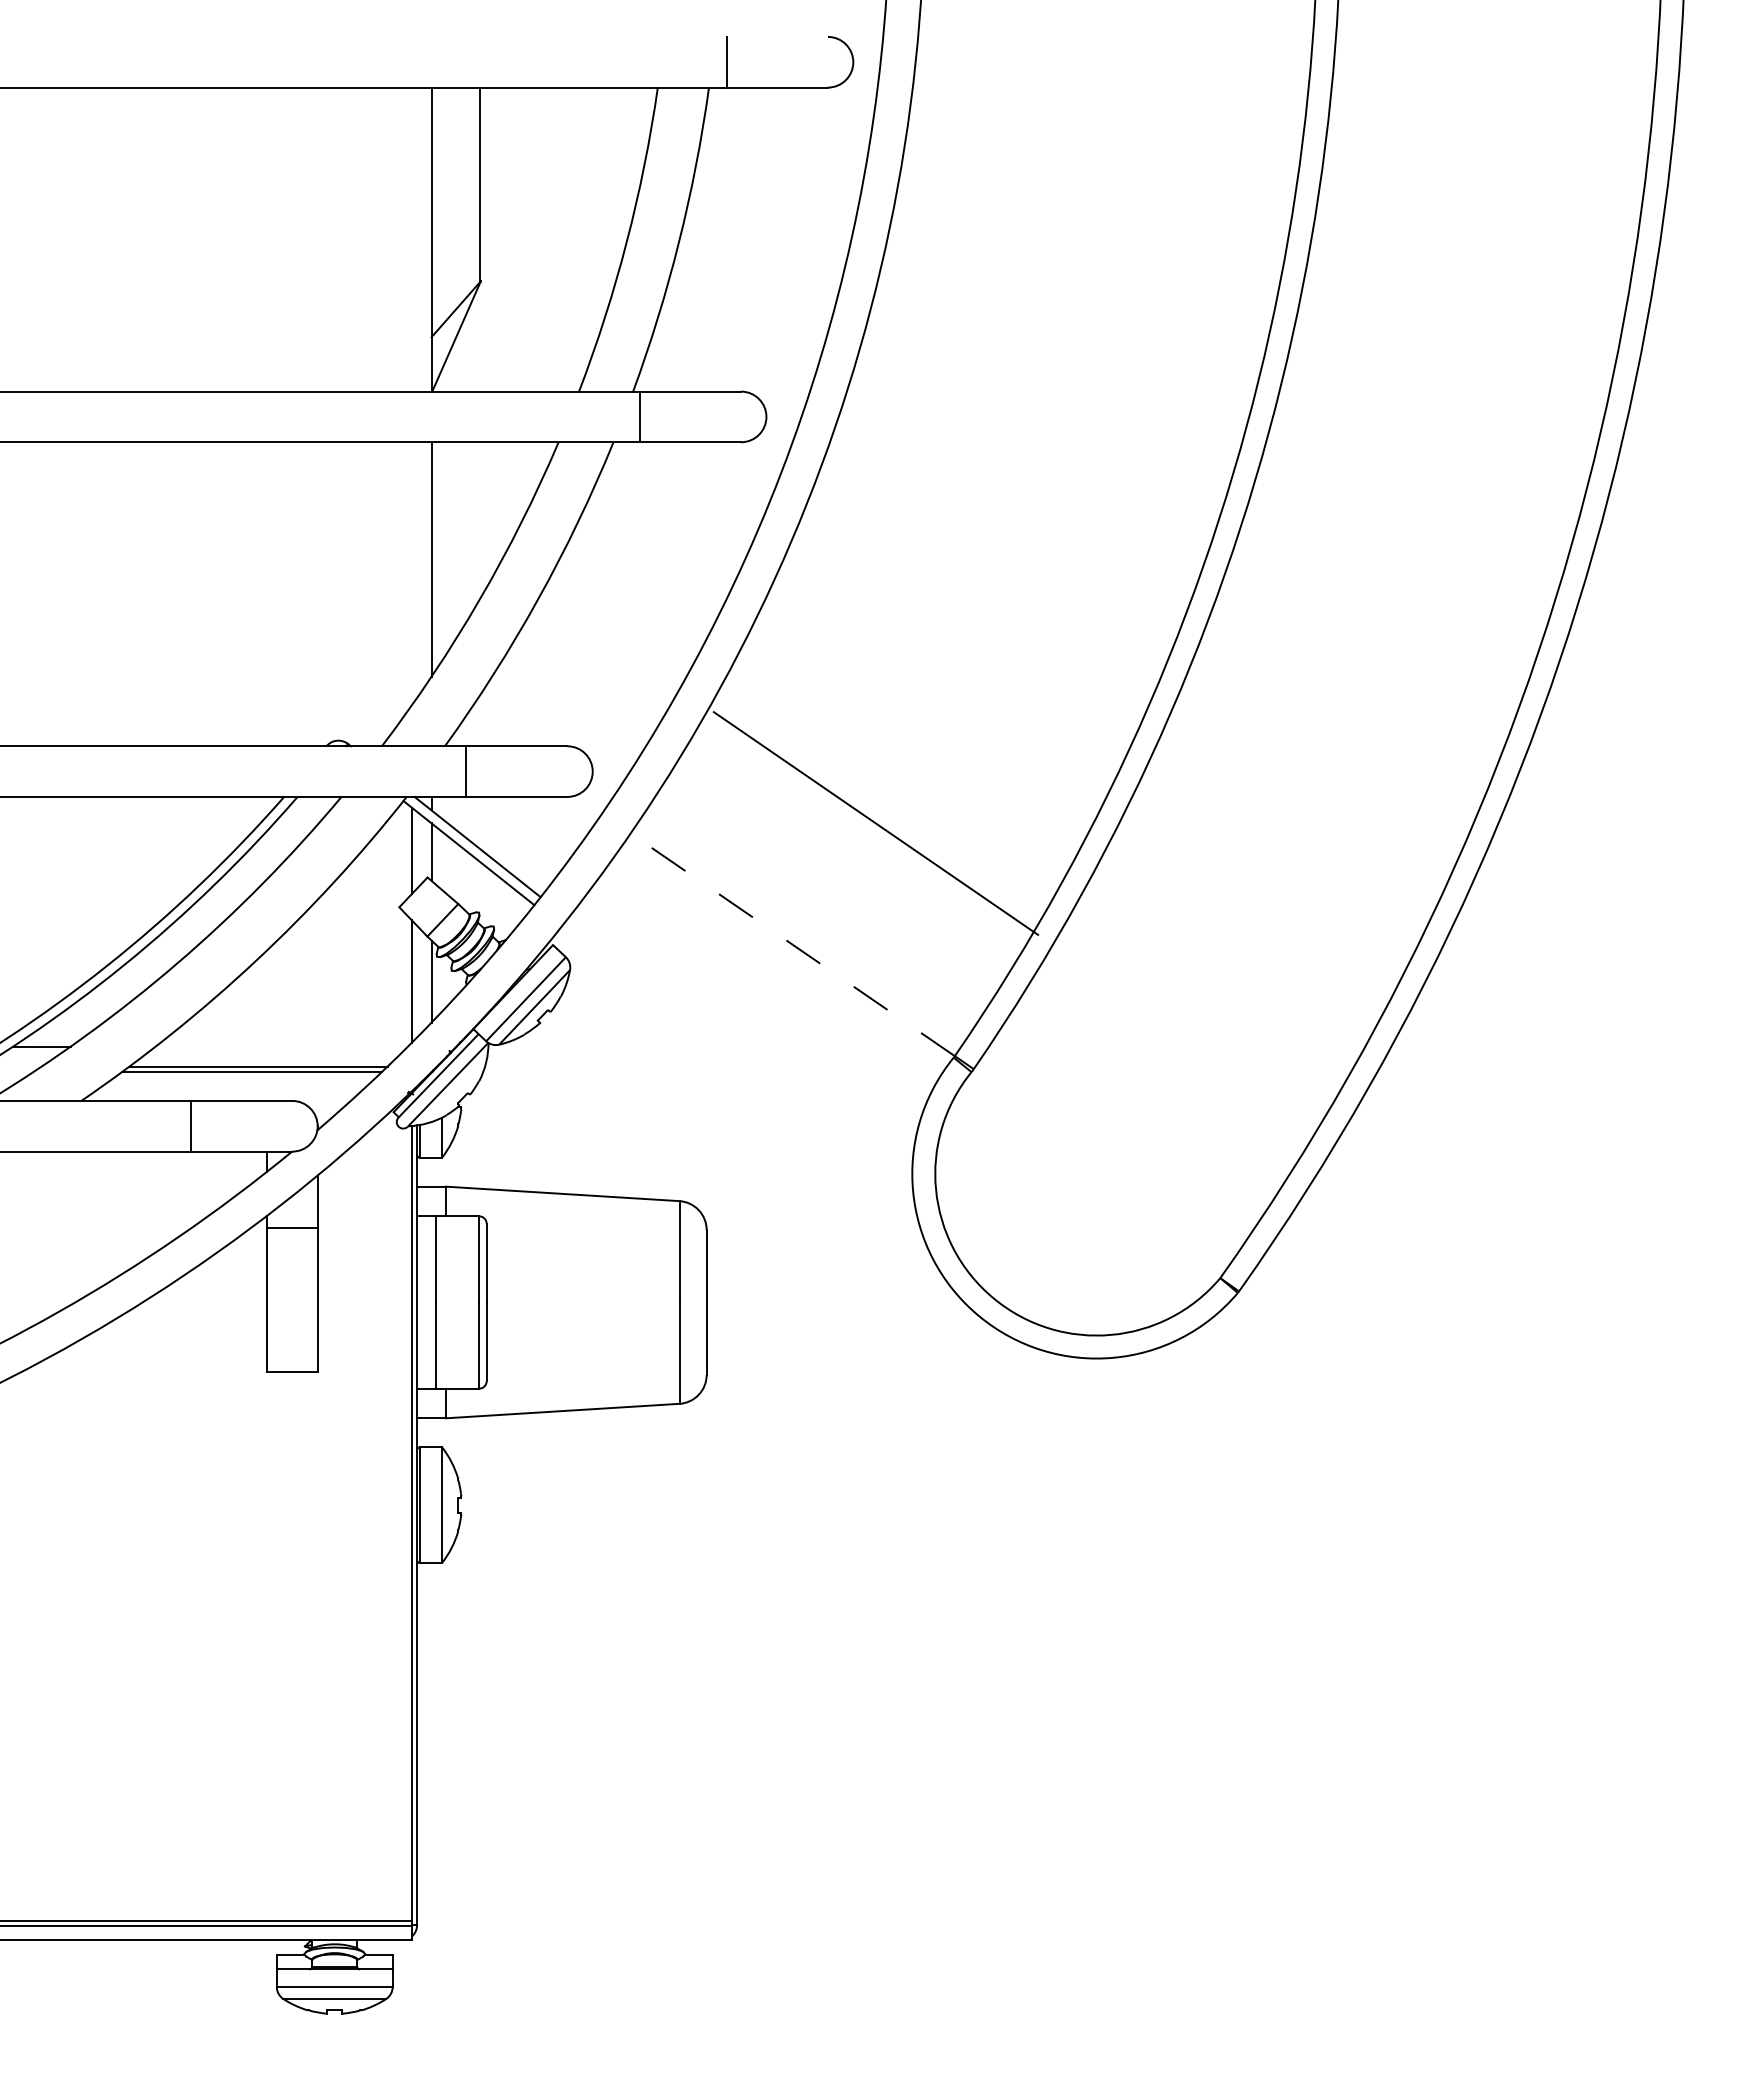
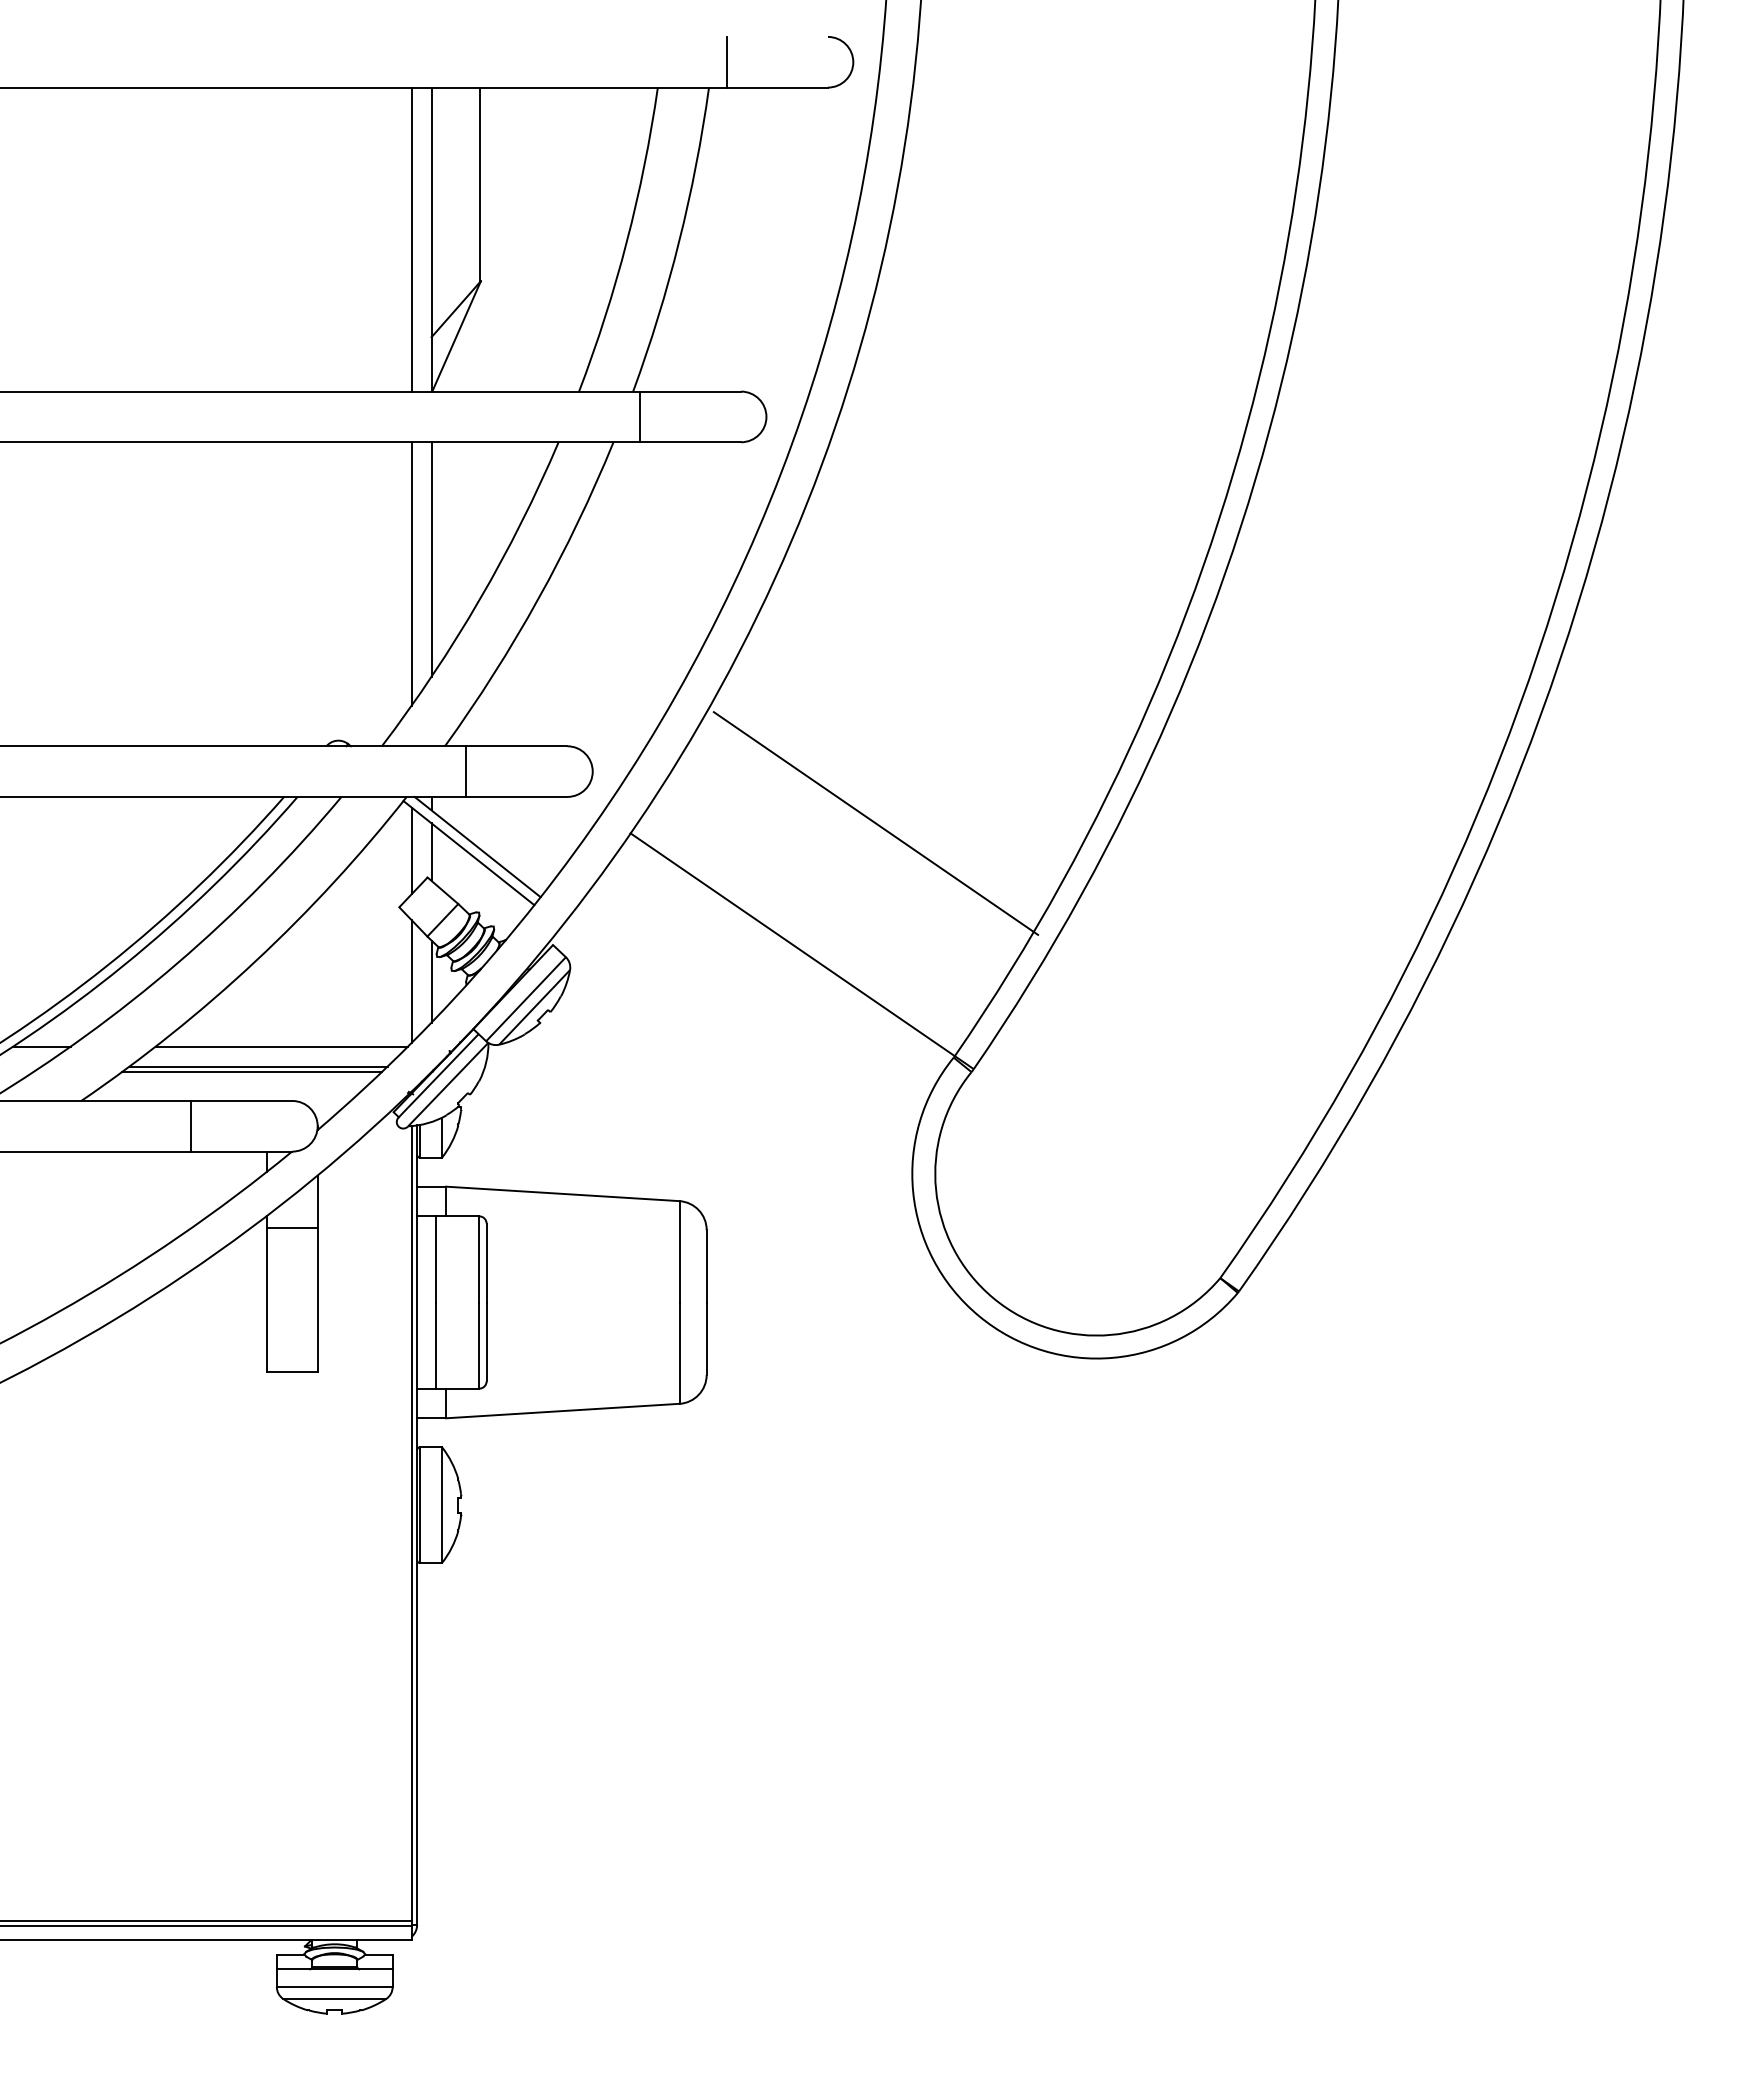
line: none -> present (411, 239)
line: none -> present (411, 573)
line: dashed -> solid (792, 944)
line: none -> present (281, 1046)
